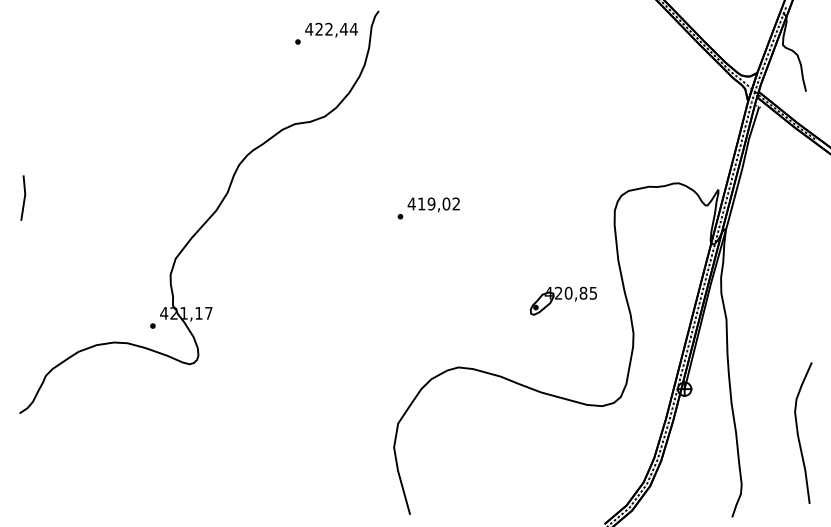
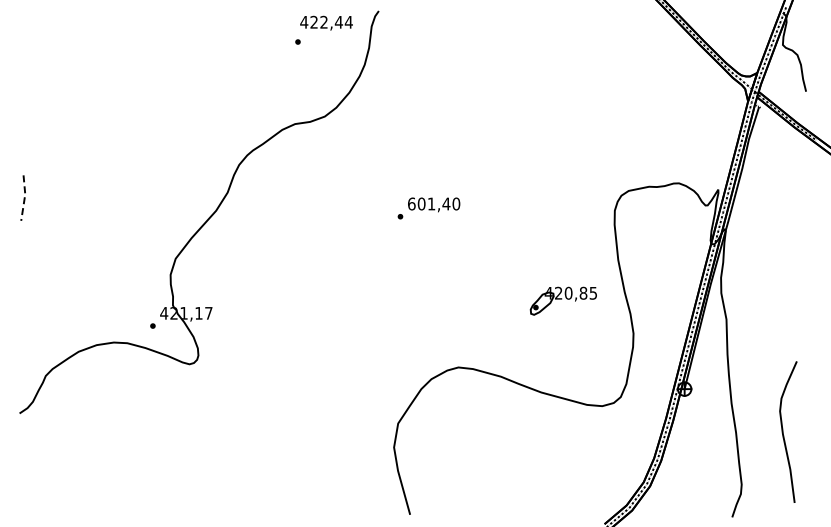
text position: (331, 29) -> (326, 22) (326, 22)
line: solid -> dashed (24, 197)
text: 419,02 -> 601,40 (433, 203)
curve position: (798, 432) -> (783, 431) (783, 431)
